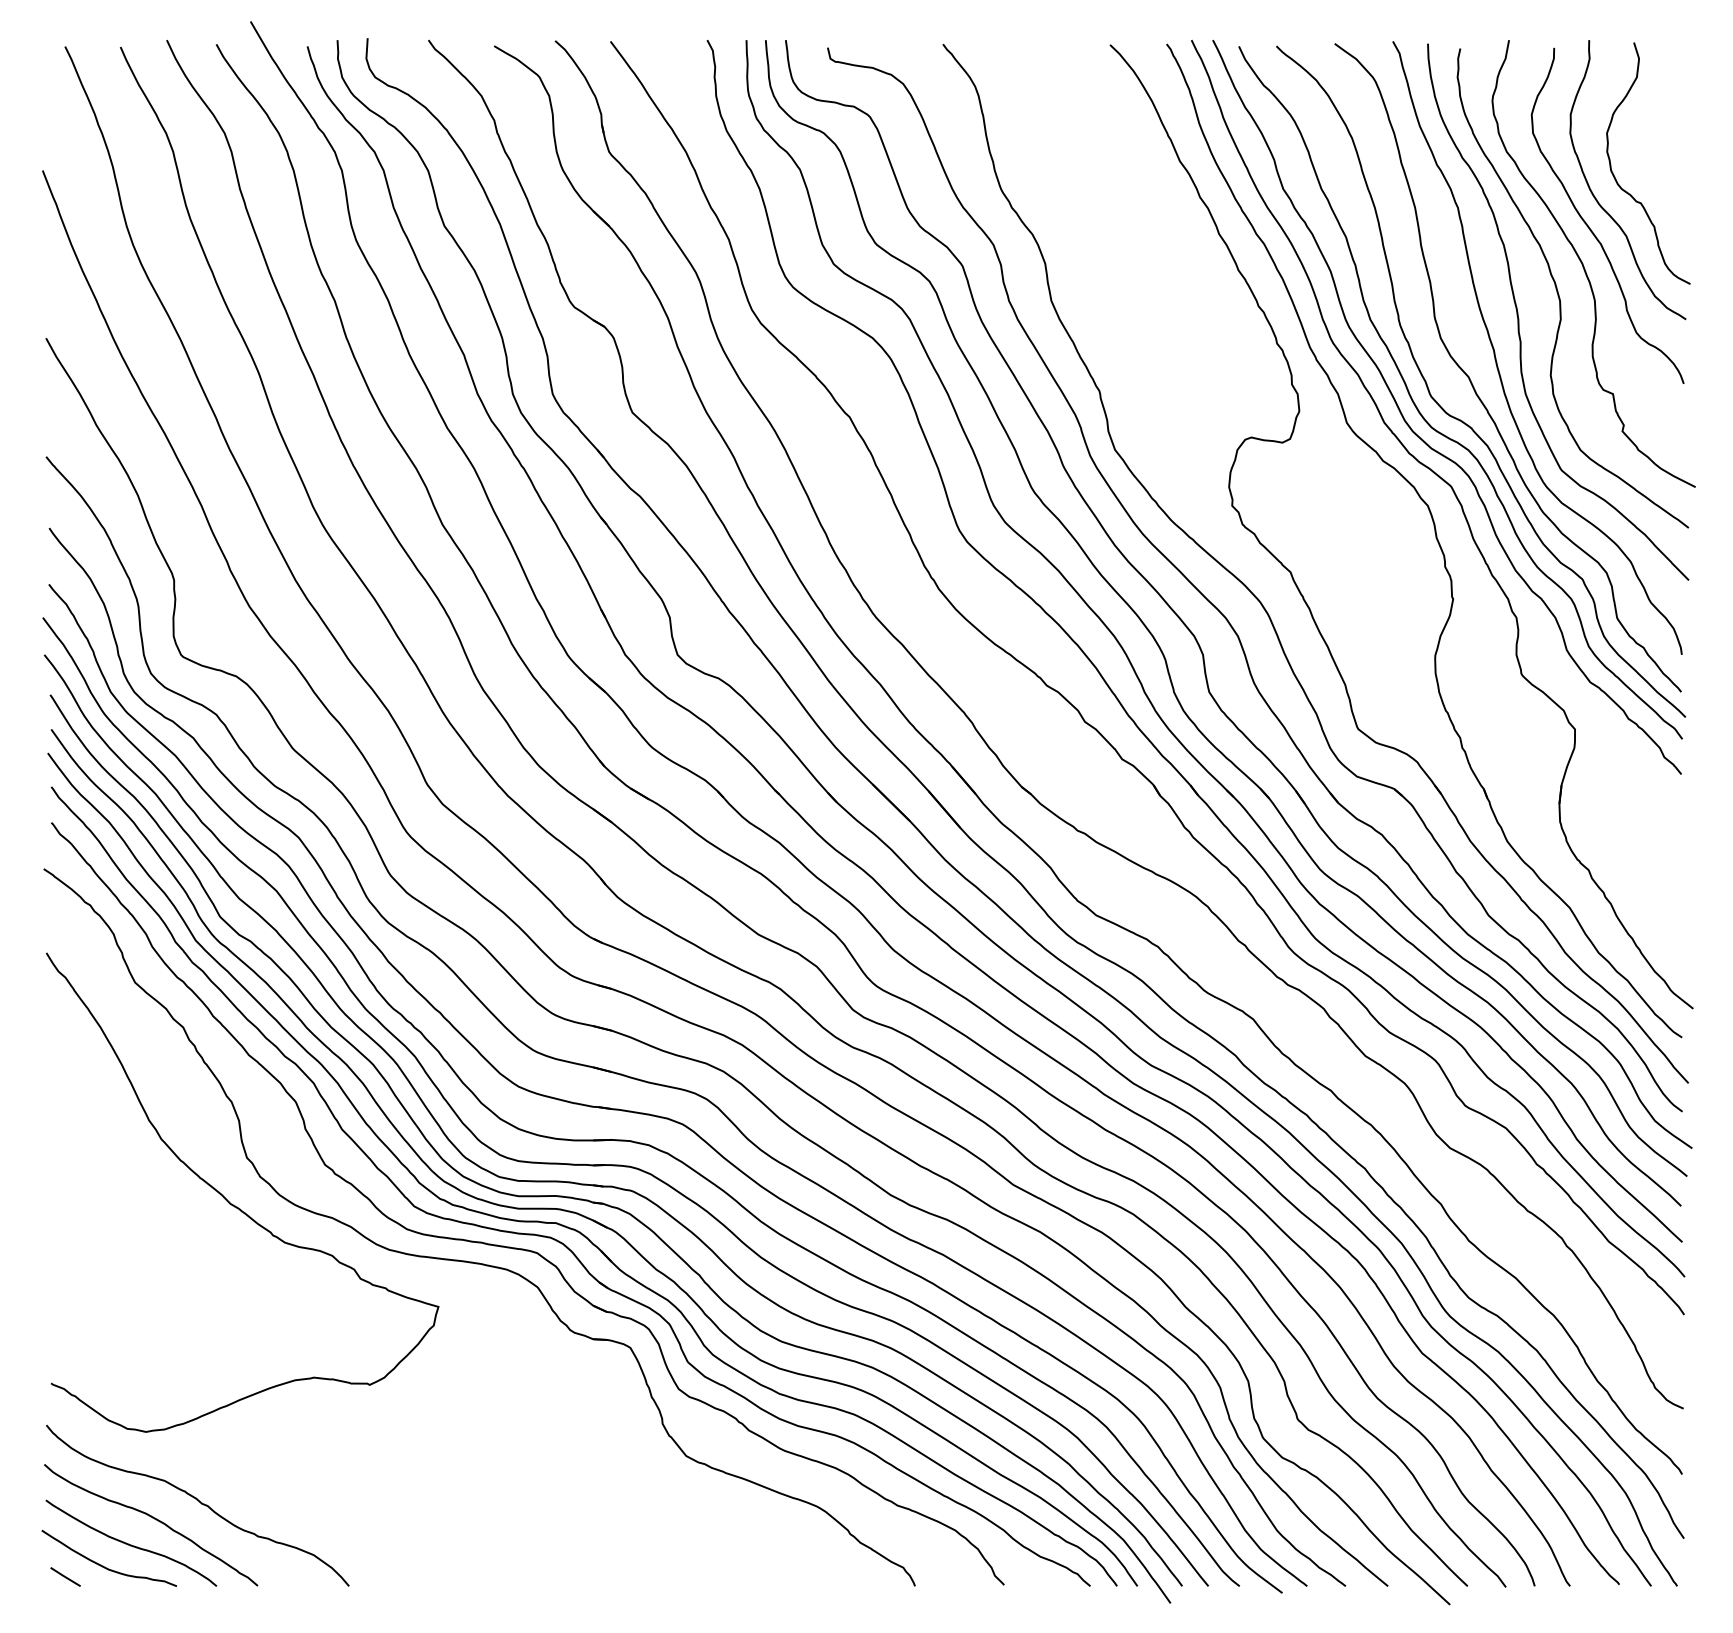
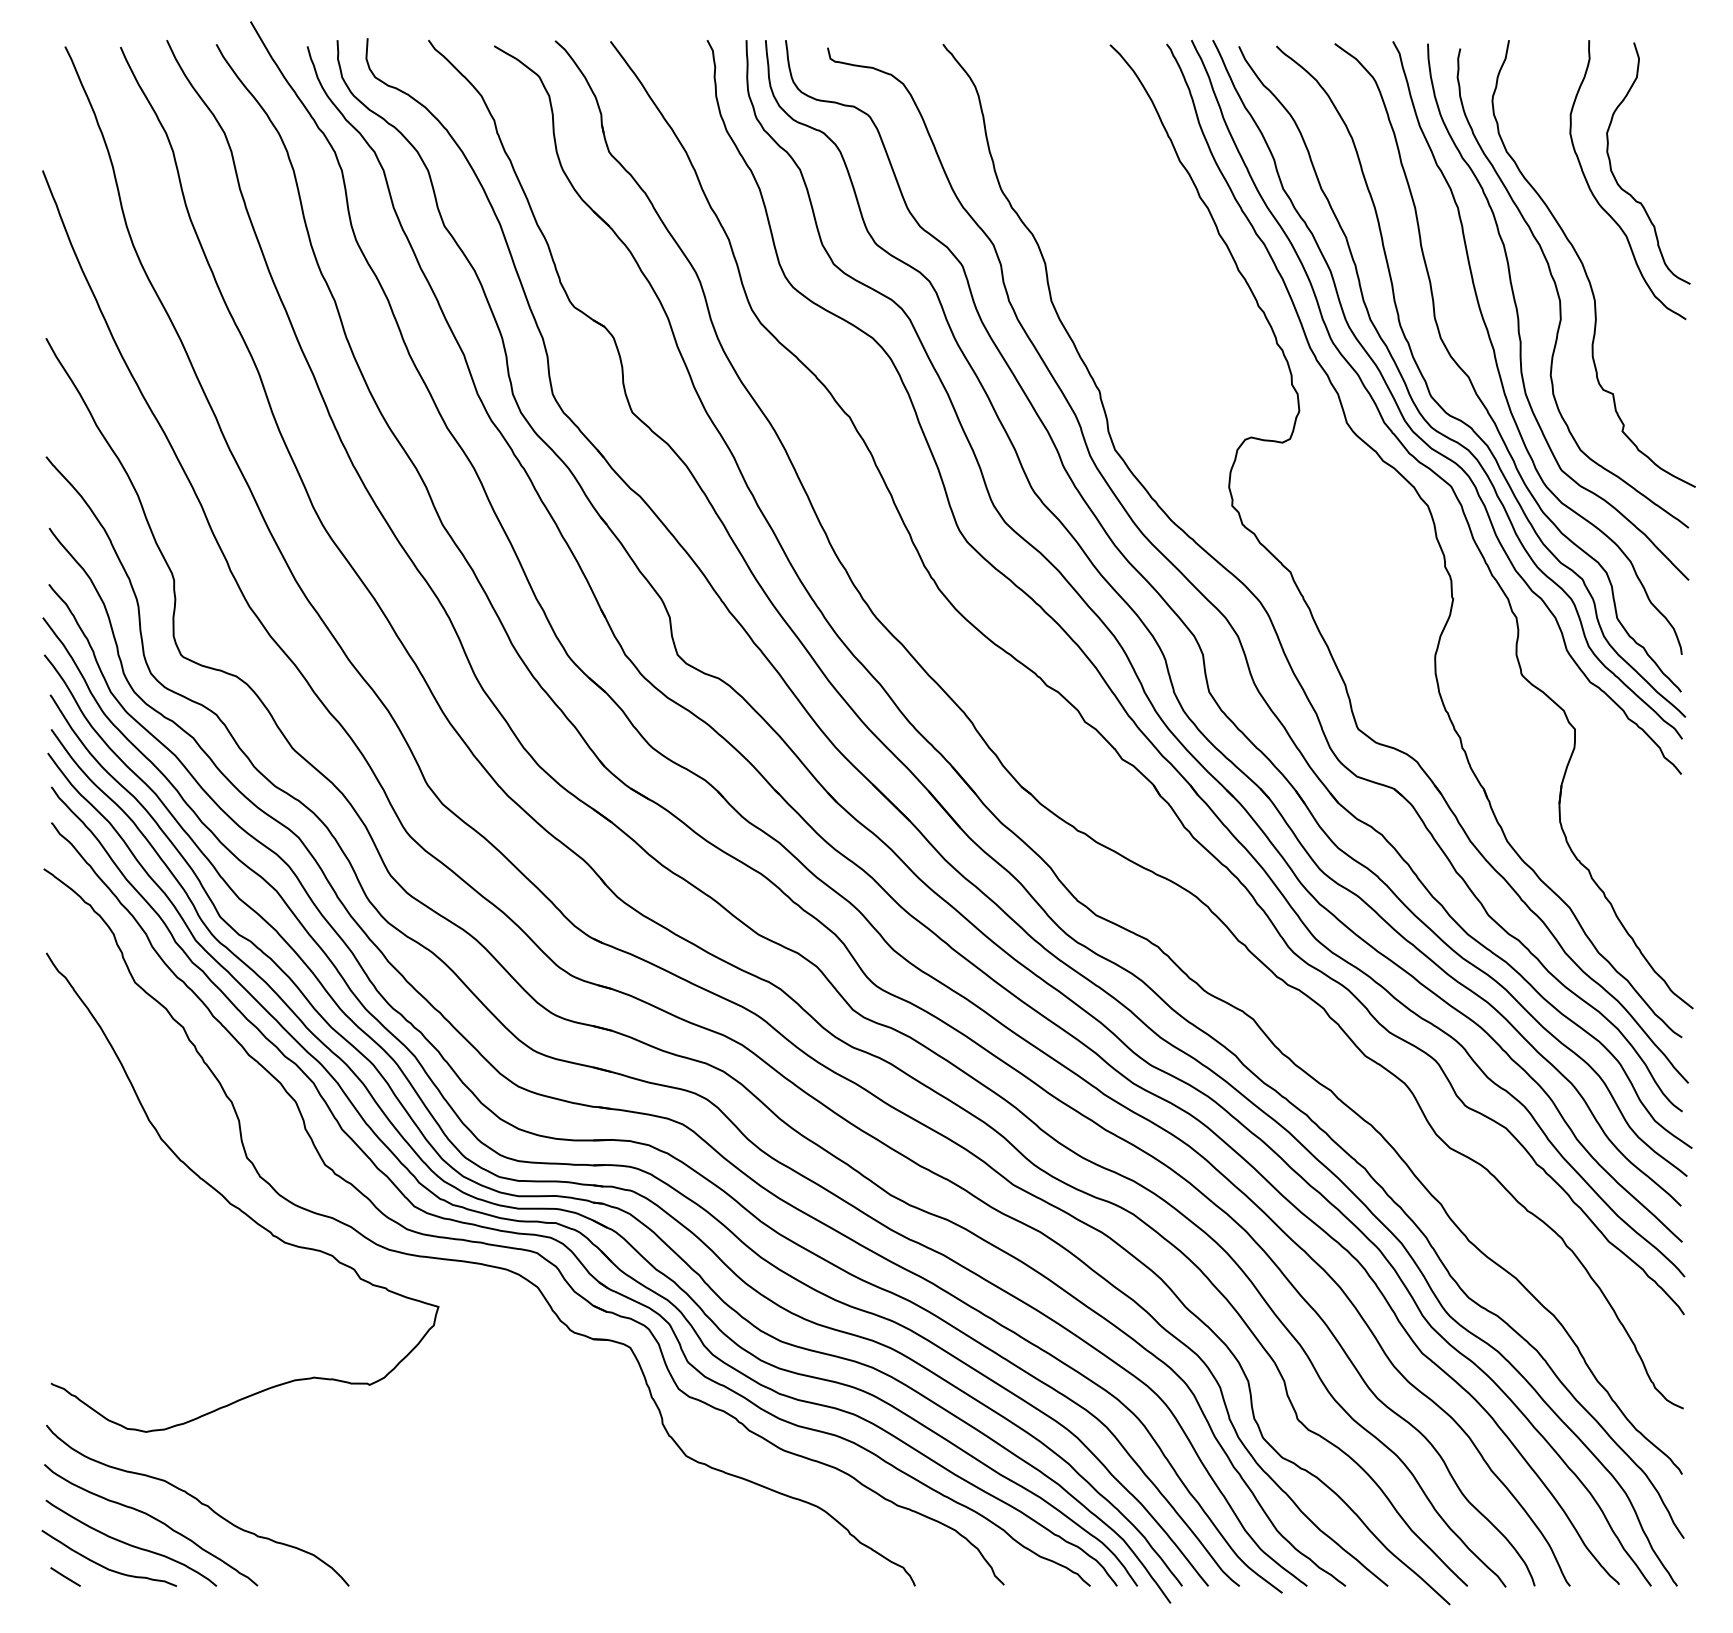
curve: present -> none (1589, 226)
